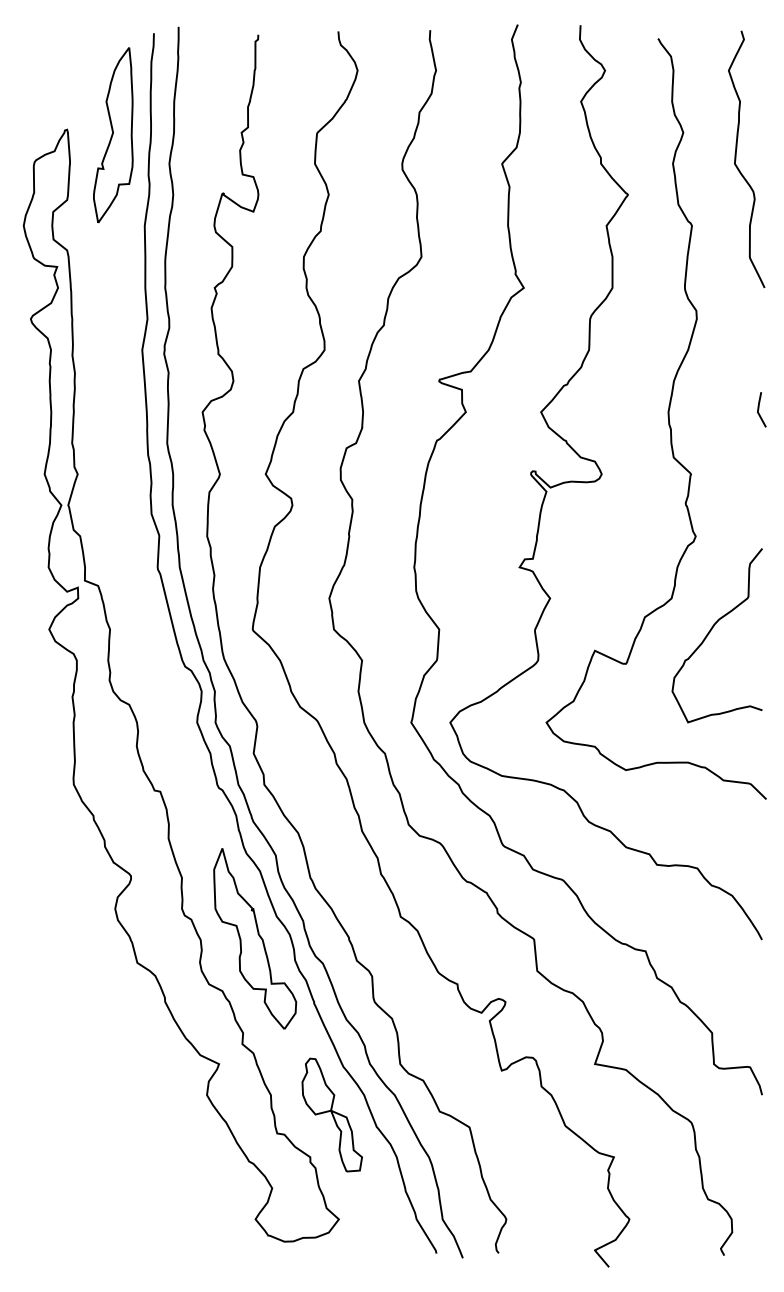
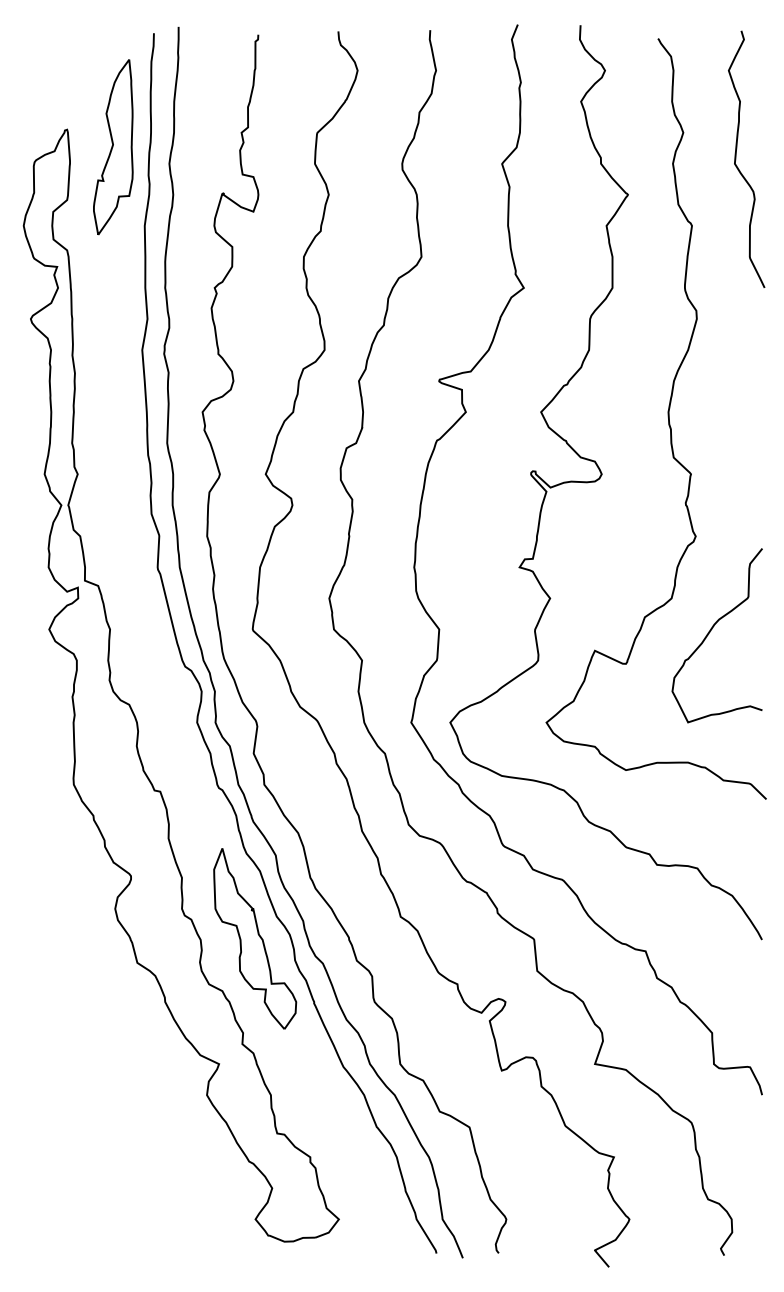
part position: (113, 135) -> (113, 147) (113, 147)
line: present -> none (759, 409)
part: present -> none (331, 1114)
